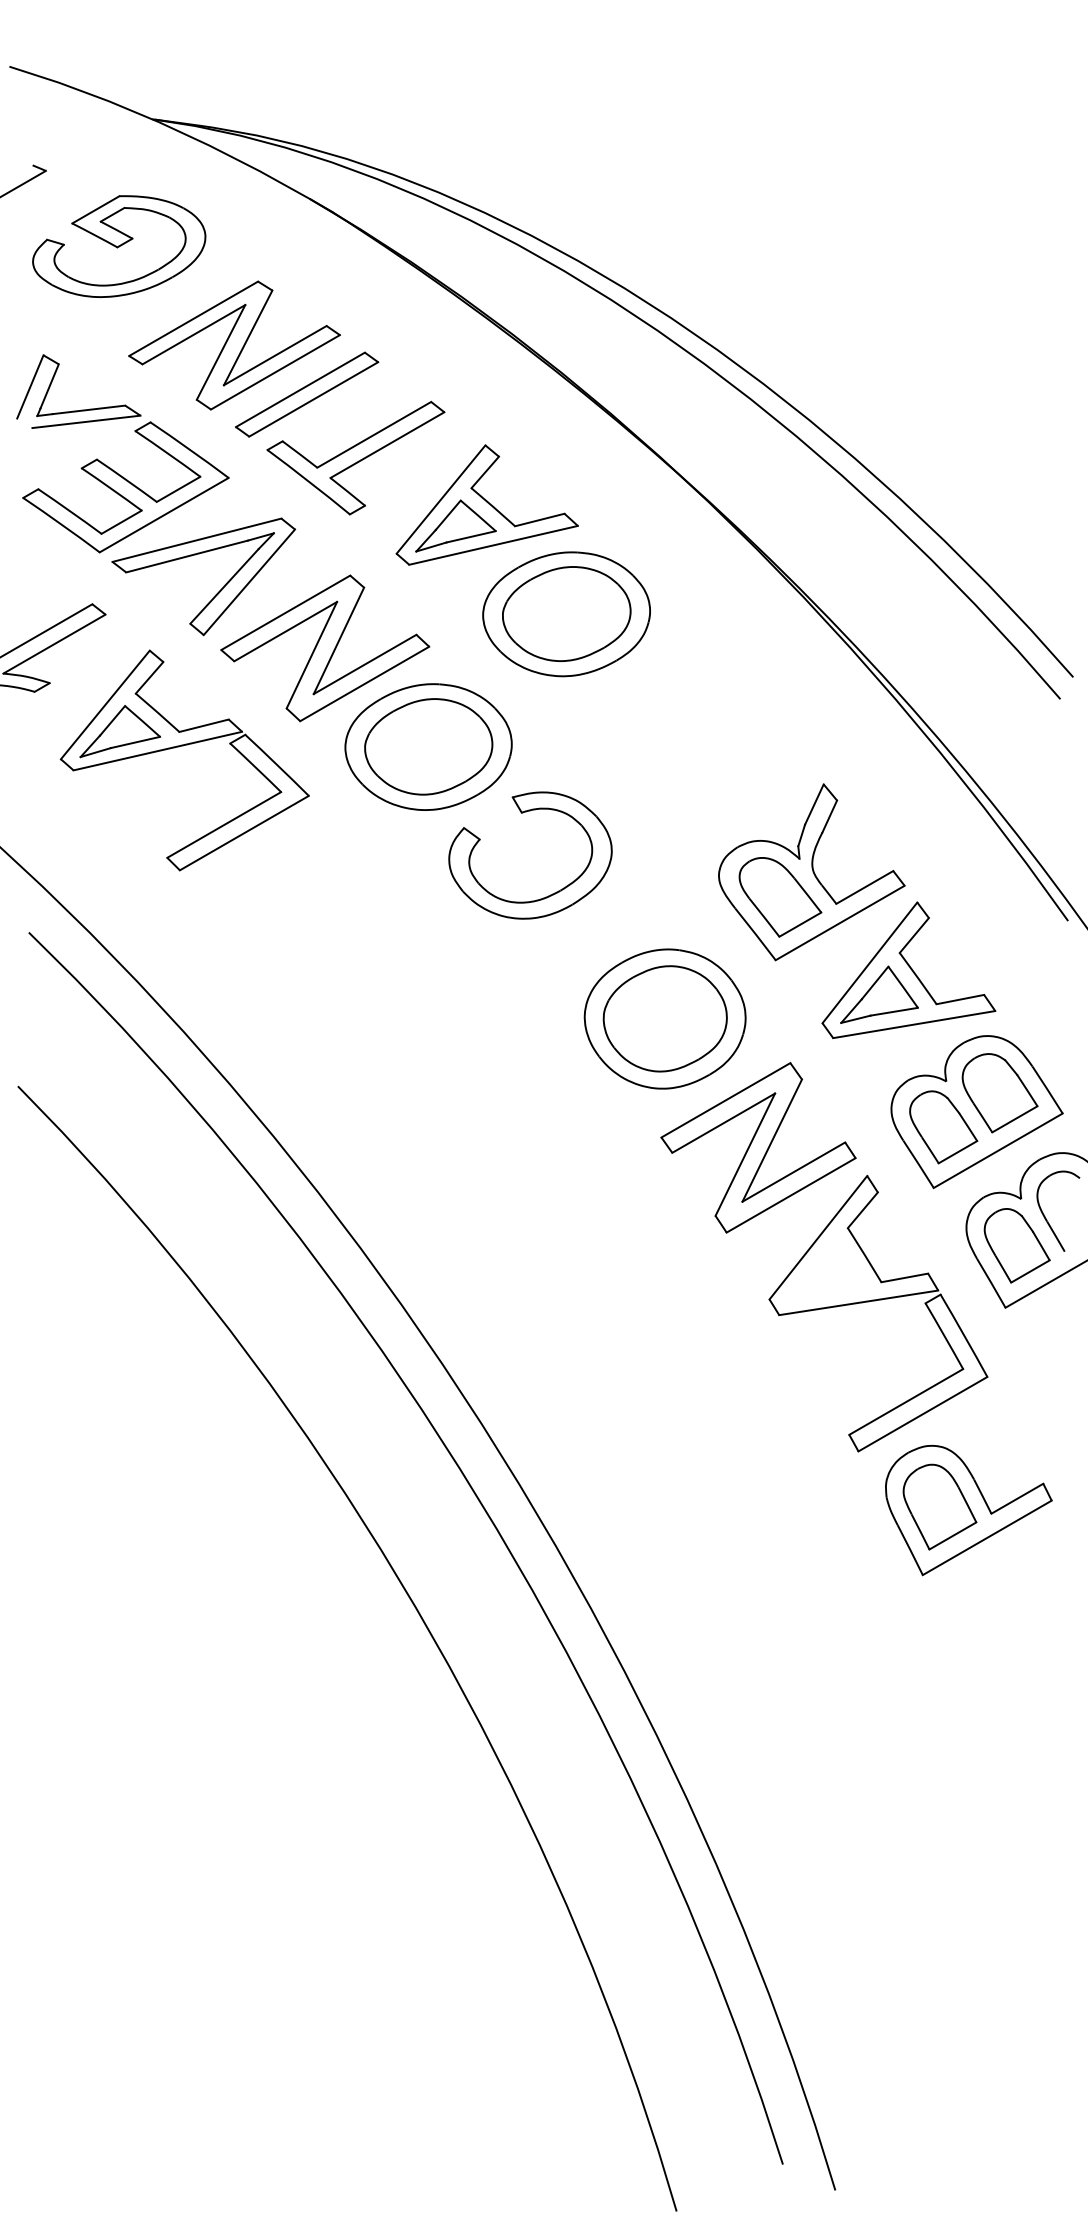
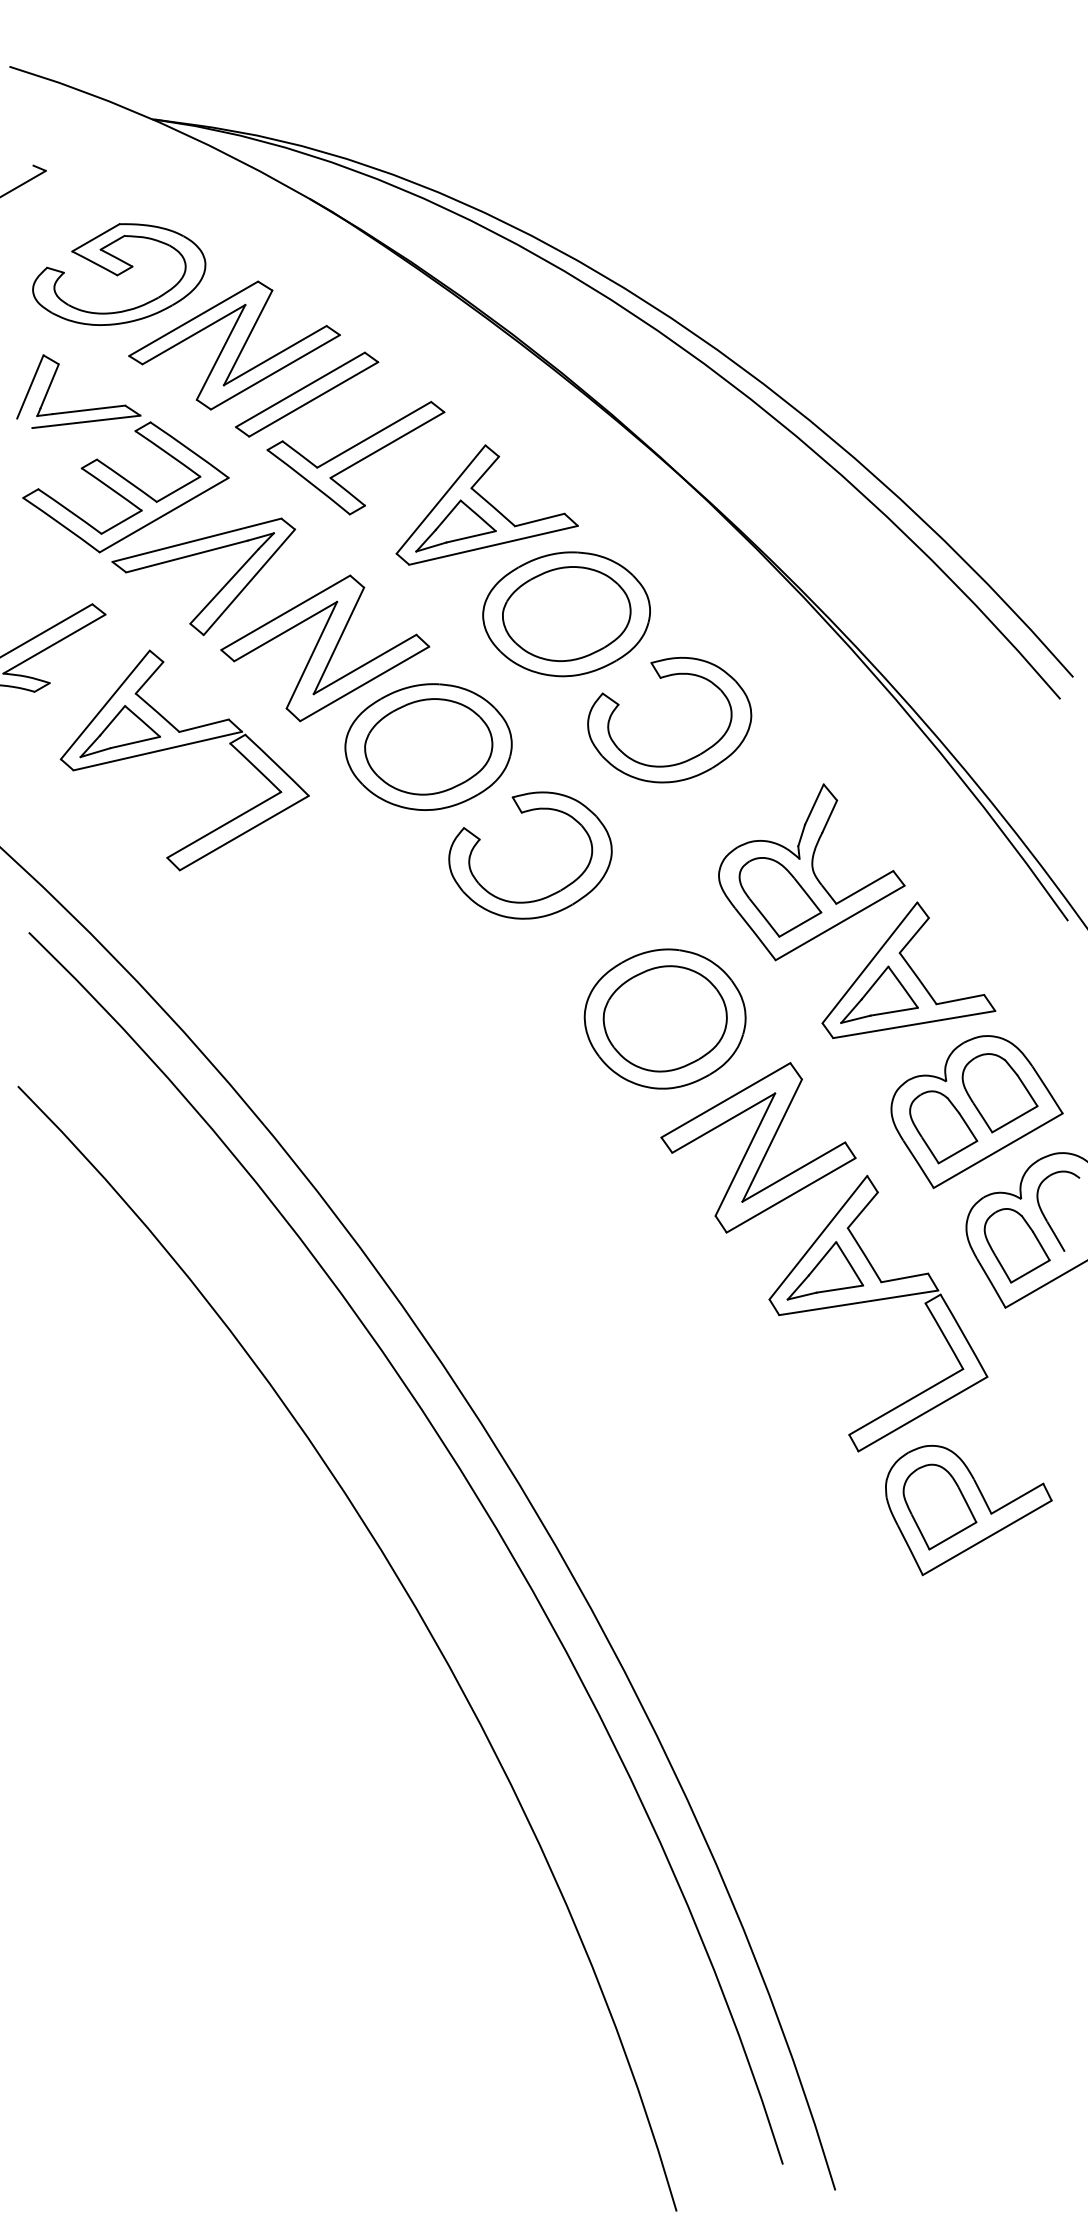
part position: (119, 246) -> (119, 274) (119, 274)
part: none -> present (662, 678)
part: none -> present (824, 1270)
